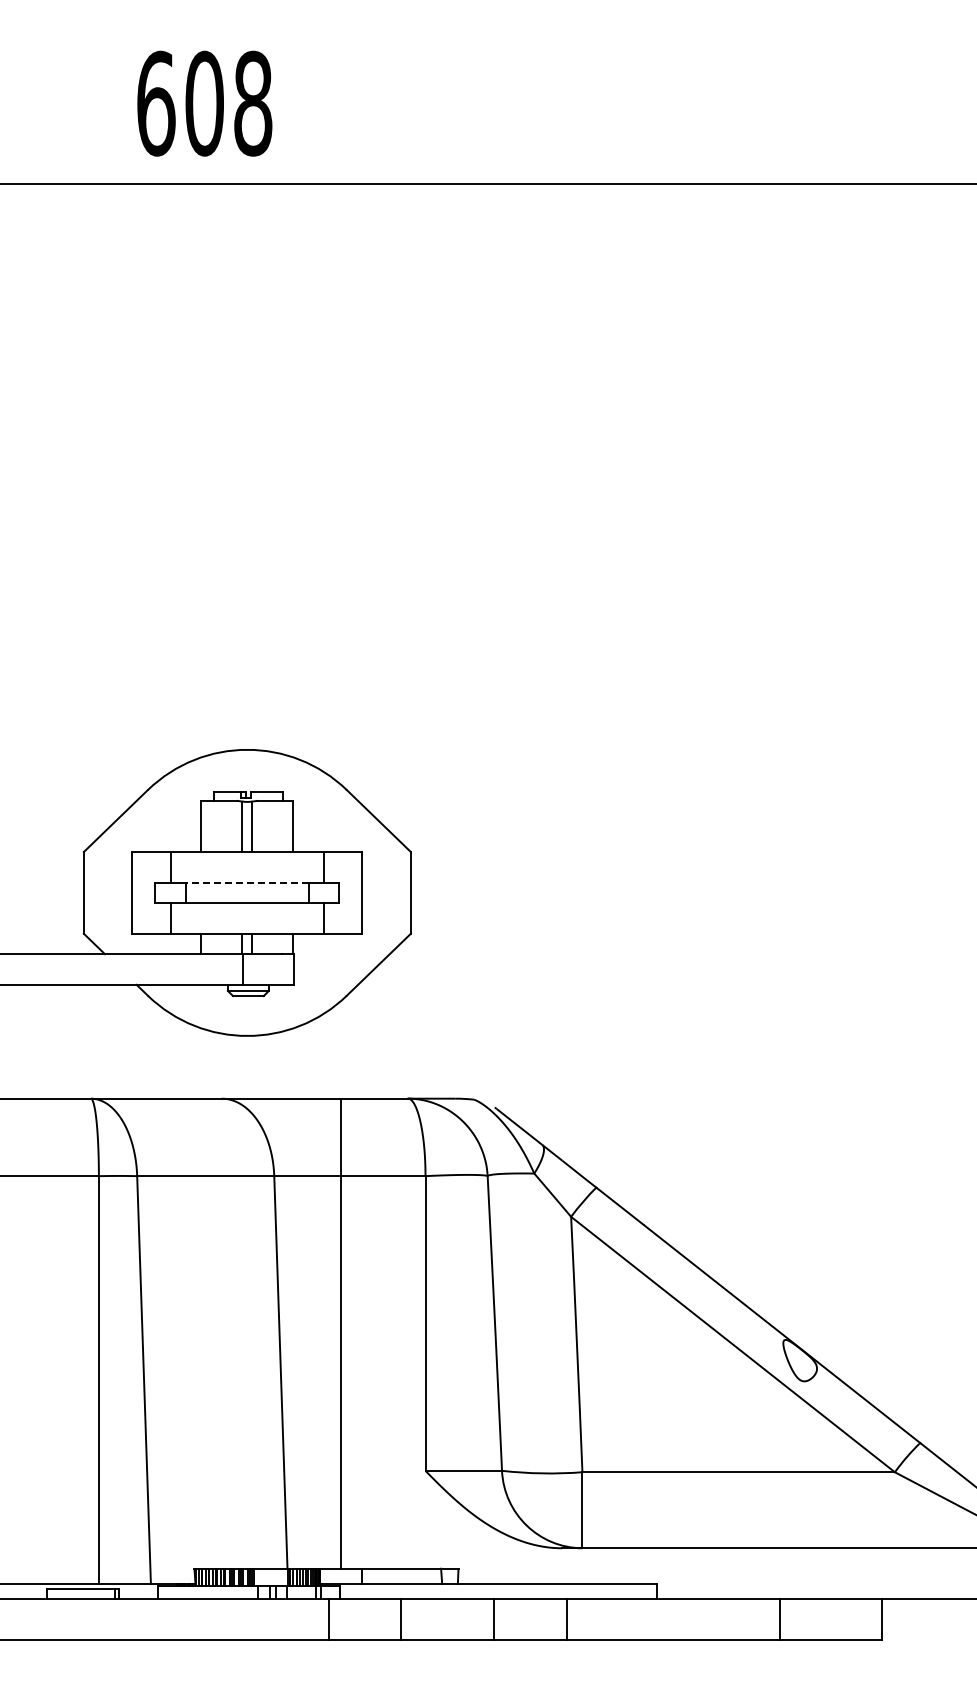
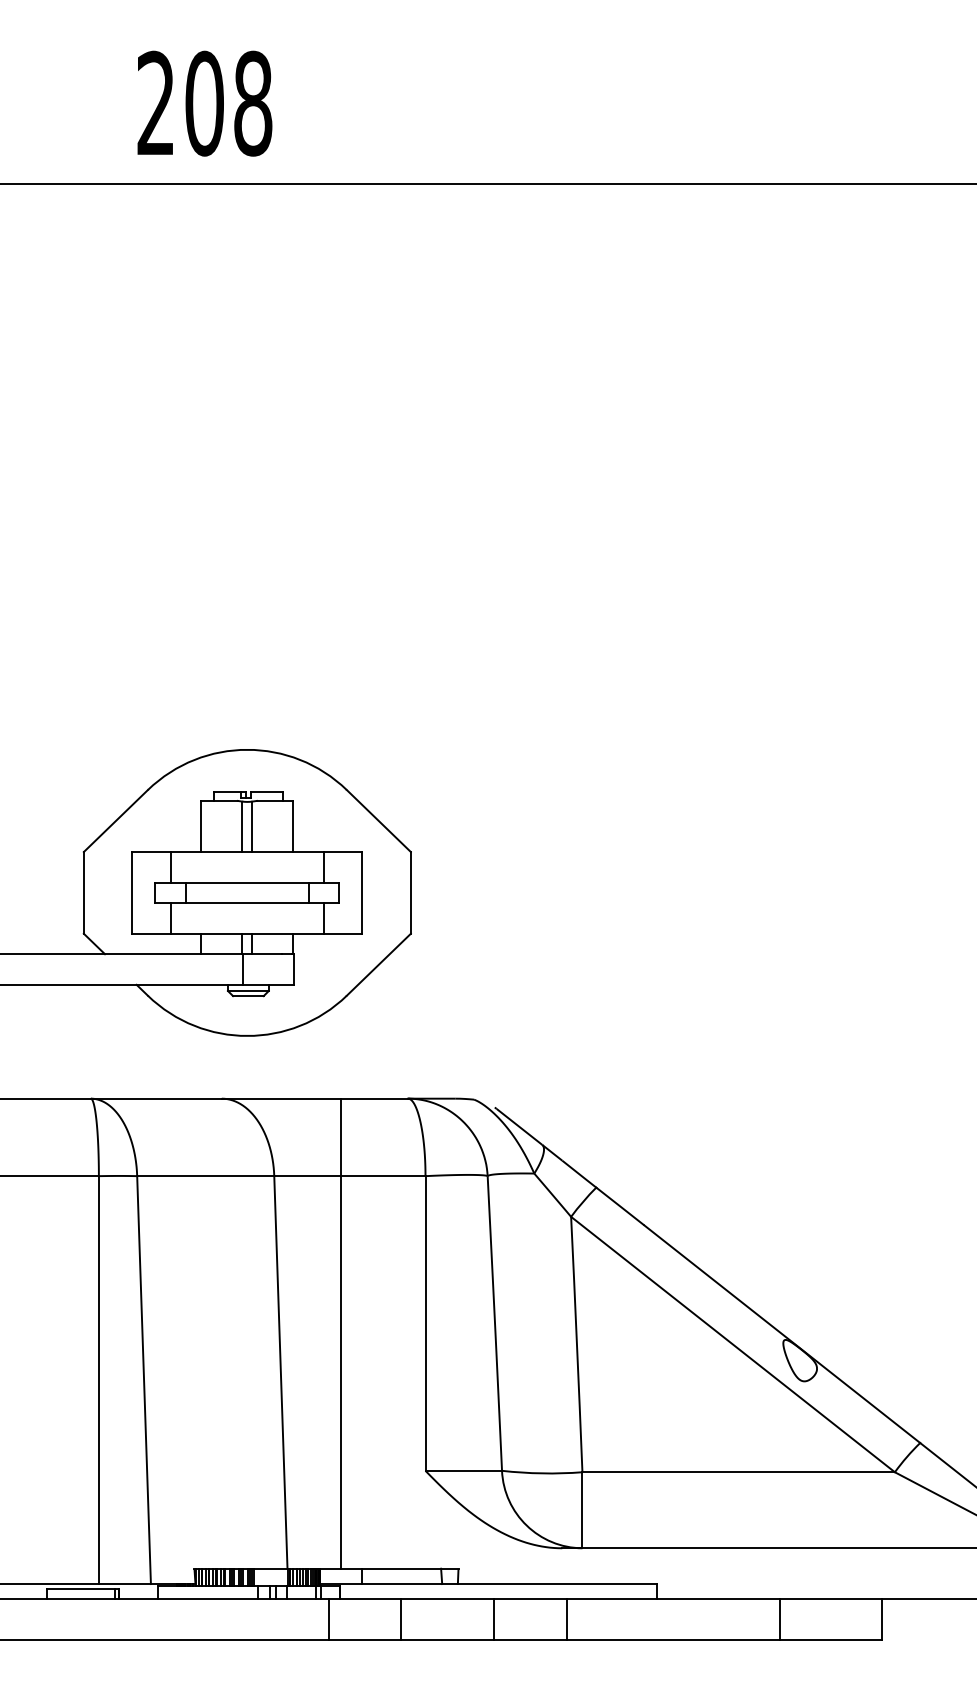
text: 608 -> 208 (156, 103)
line: dashed -> solid (246, 882)
